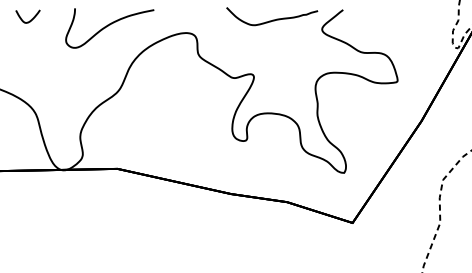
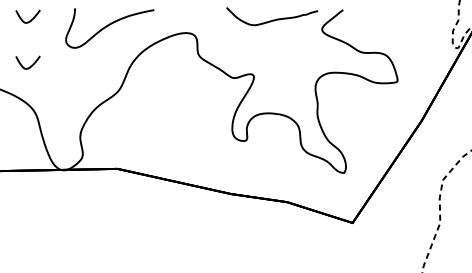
curve: none -> present (30, 65)
